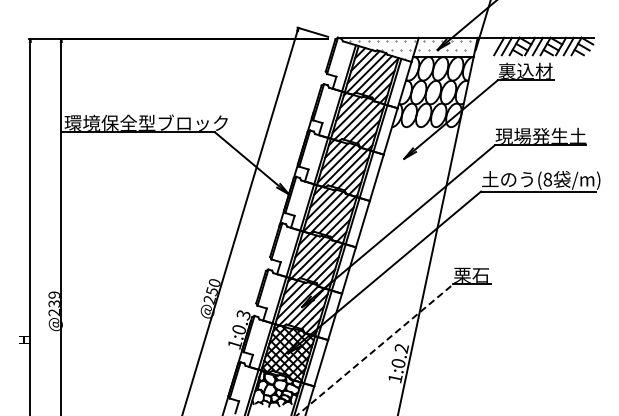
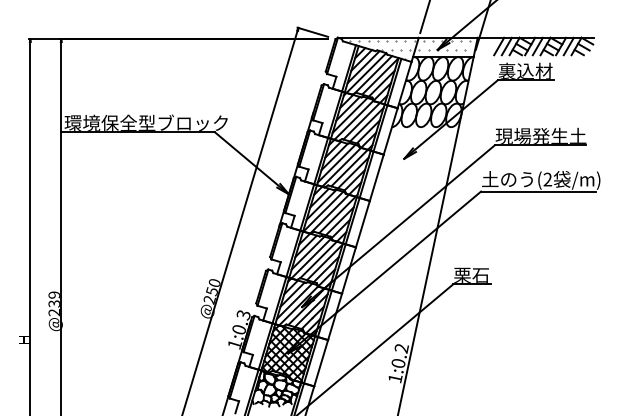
line: none -> present (424, 17)
text: (8 -> (2 (547, 179)
line: dashed -> solid (375, 349)
